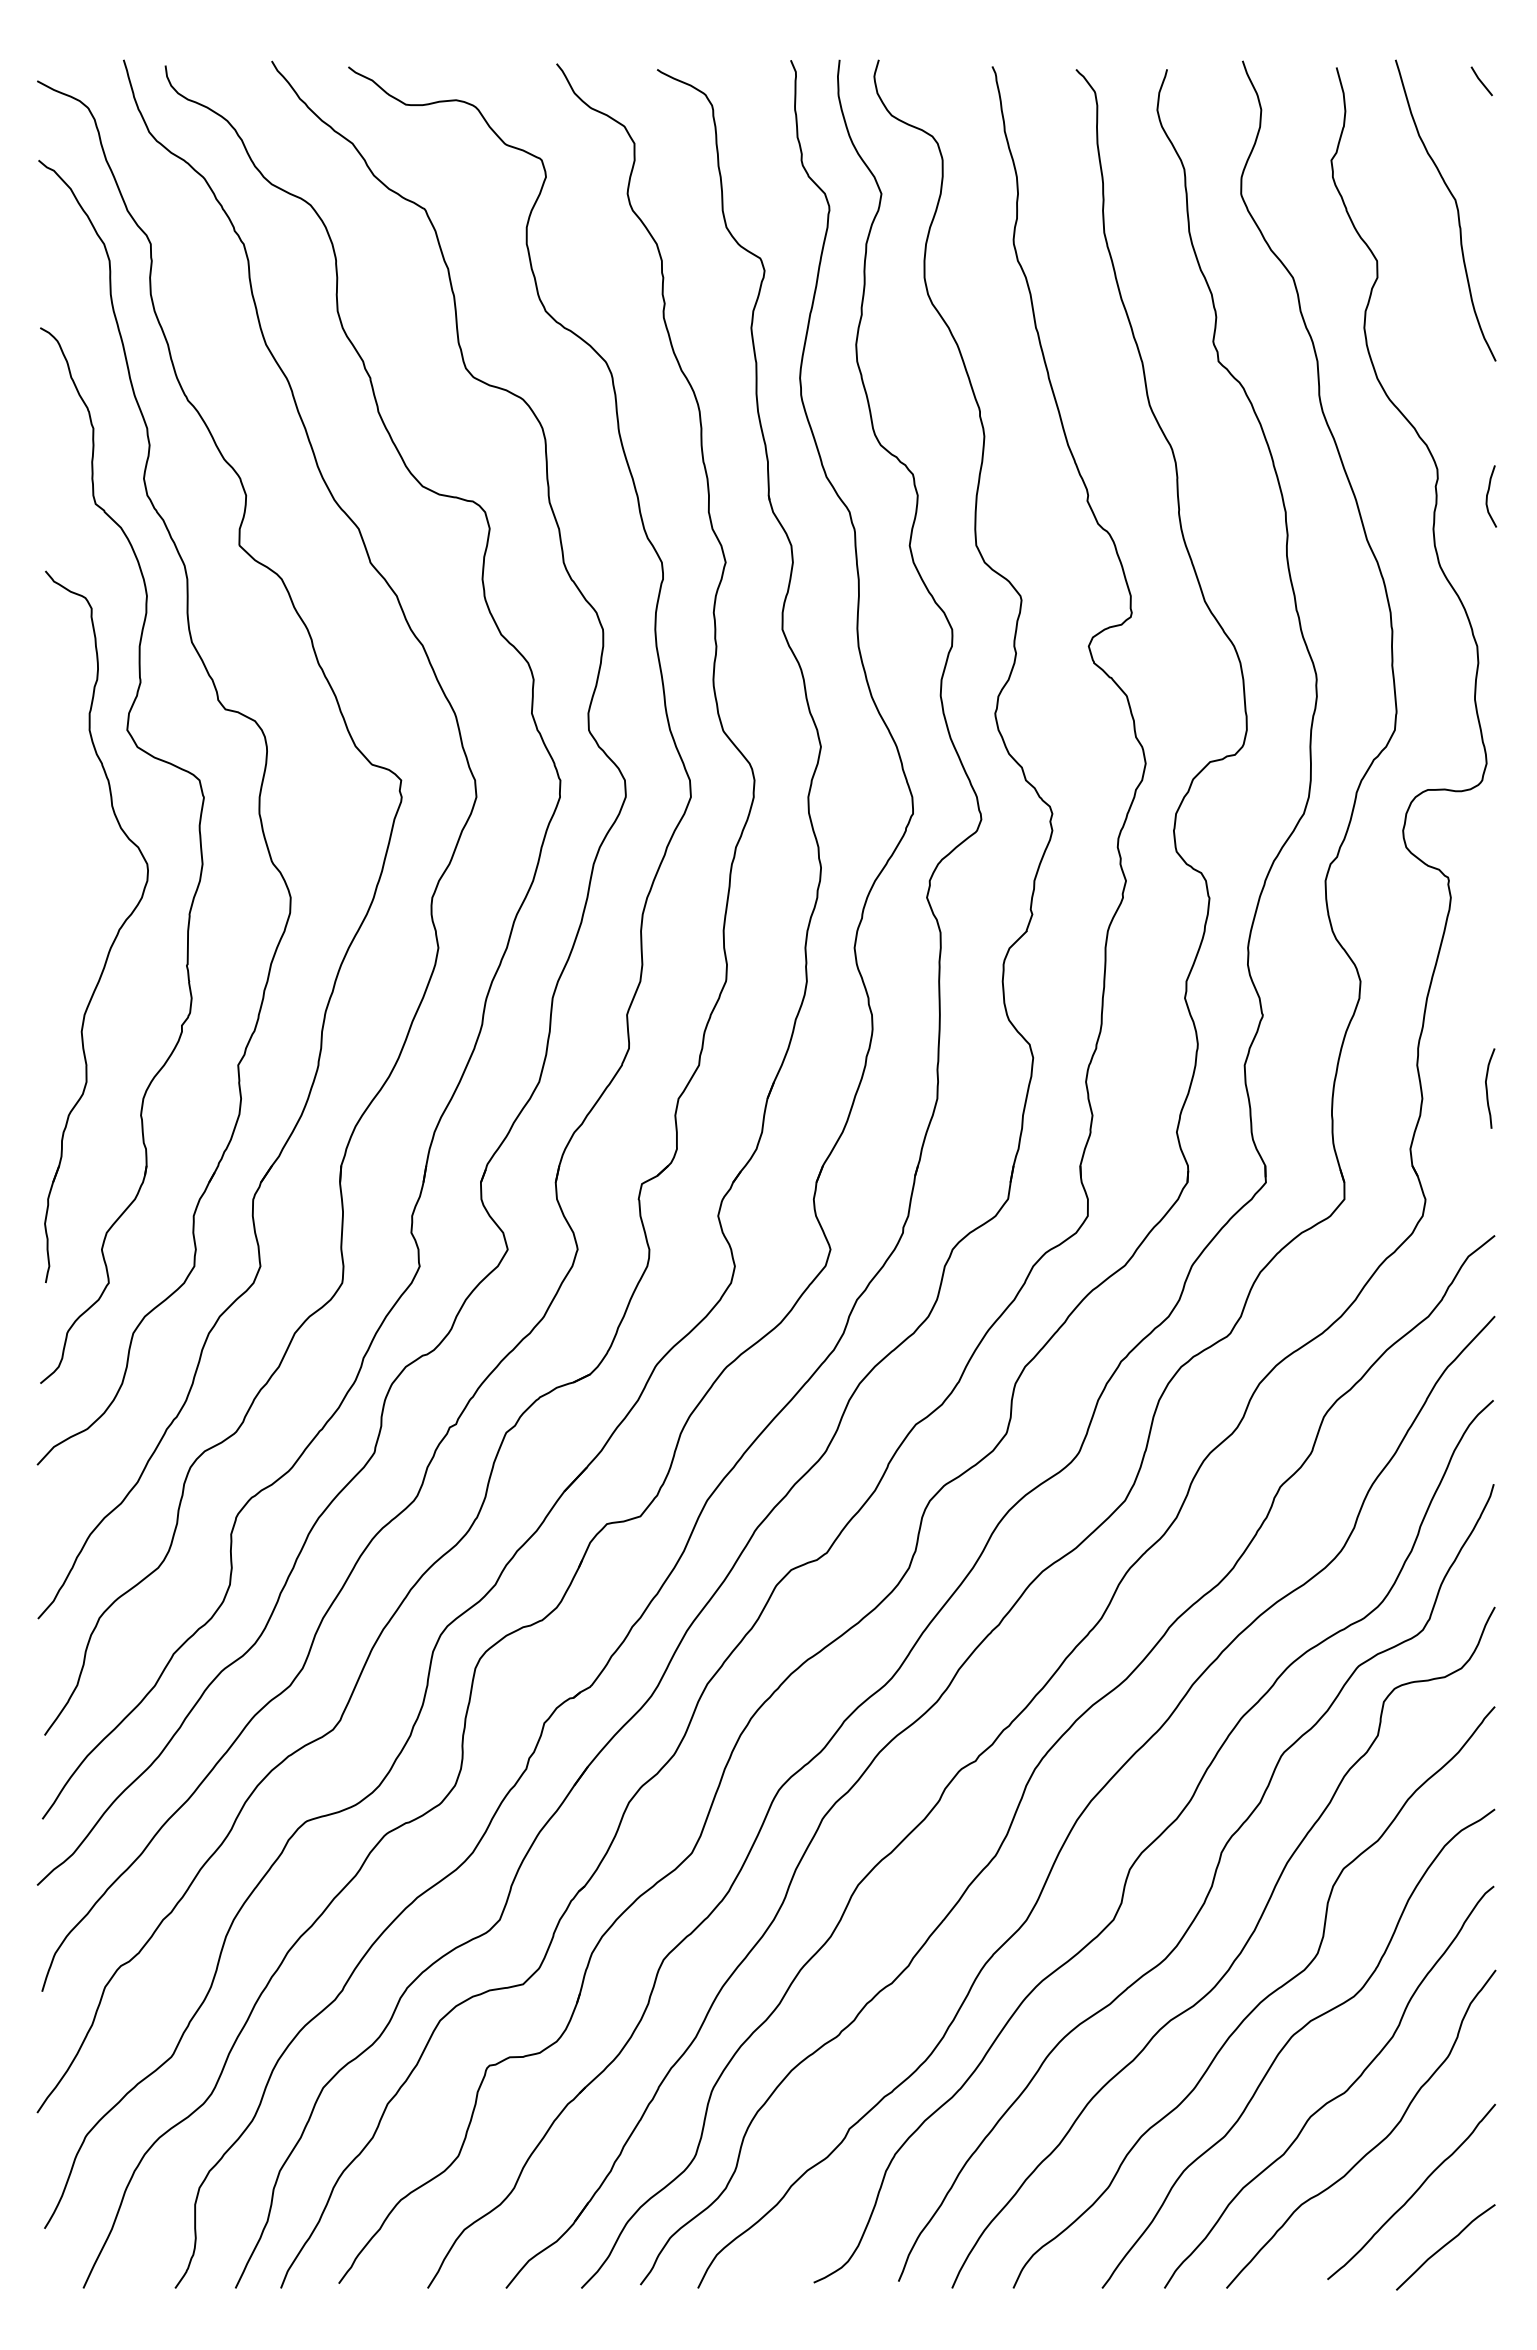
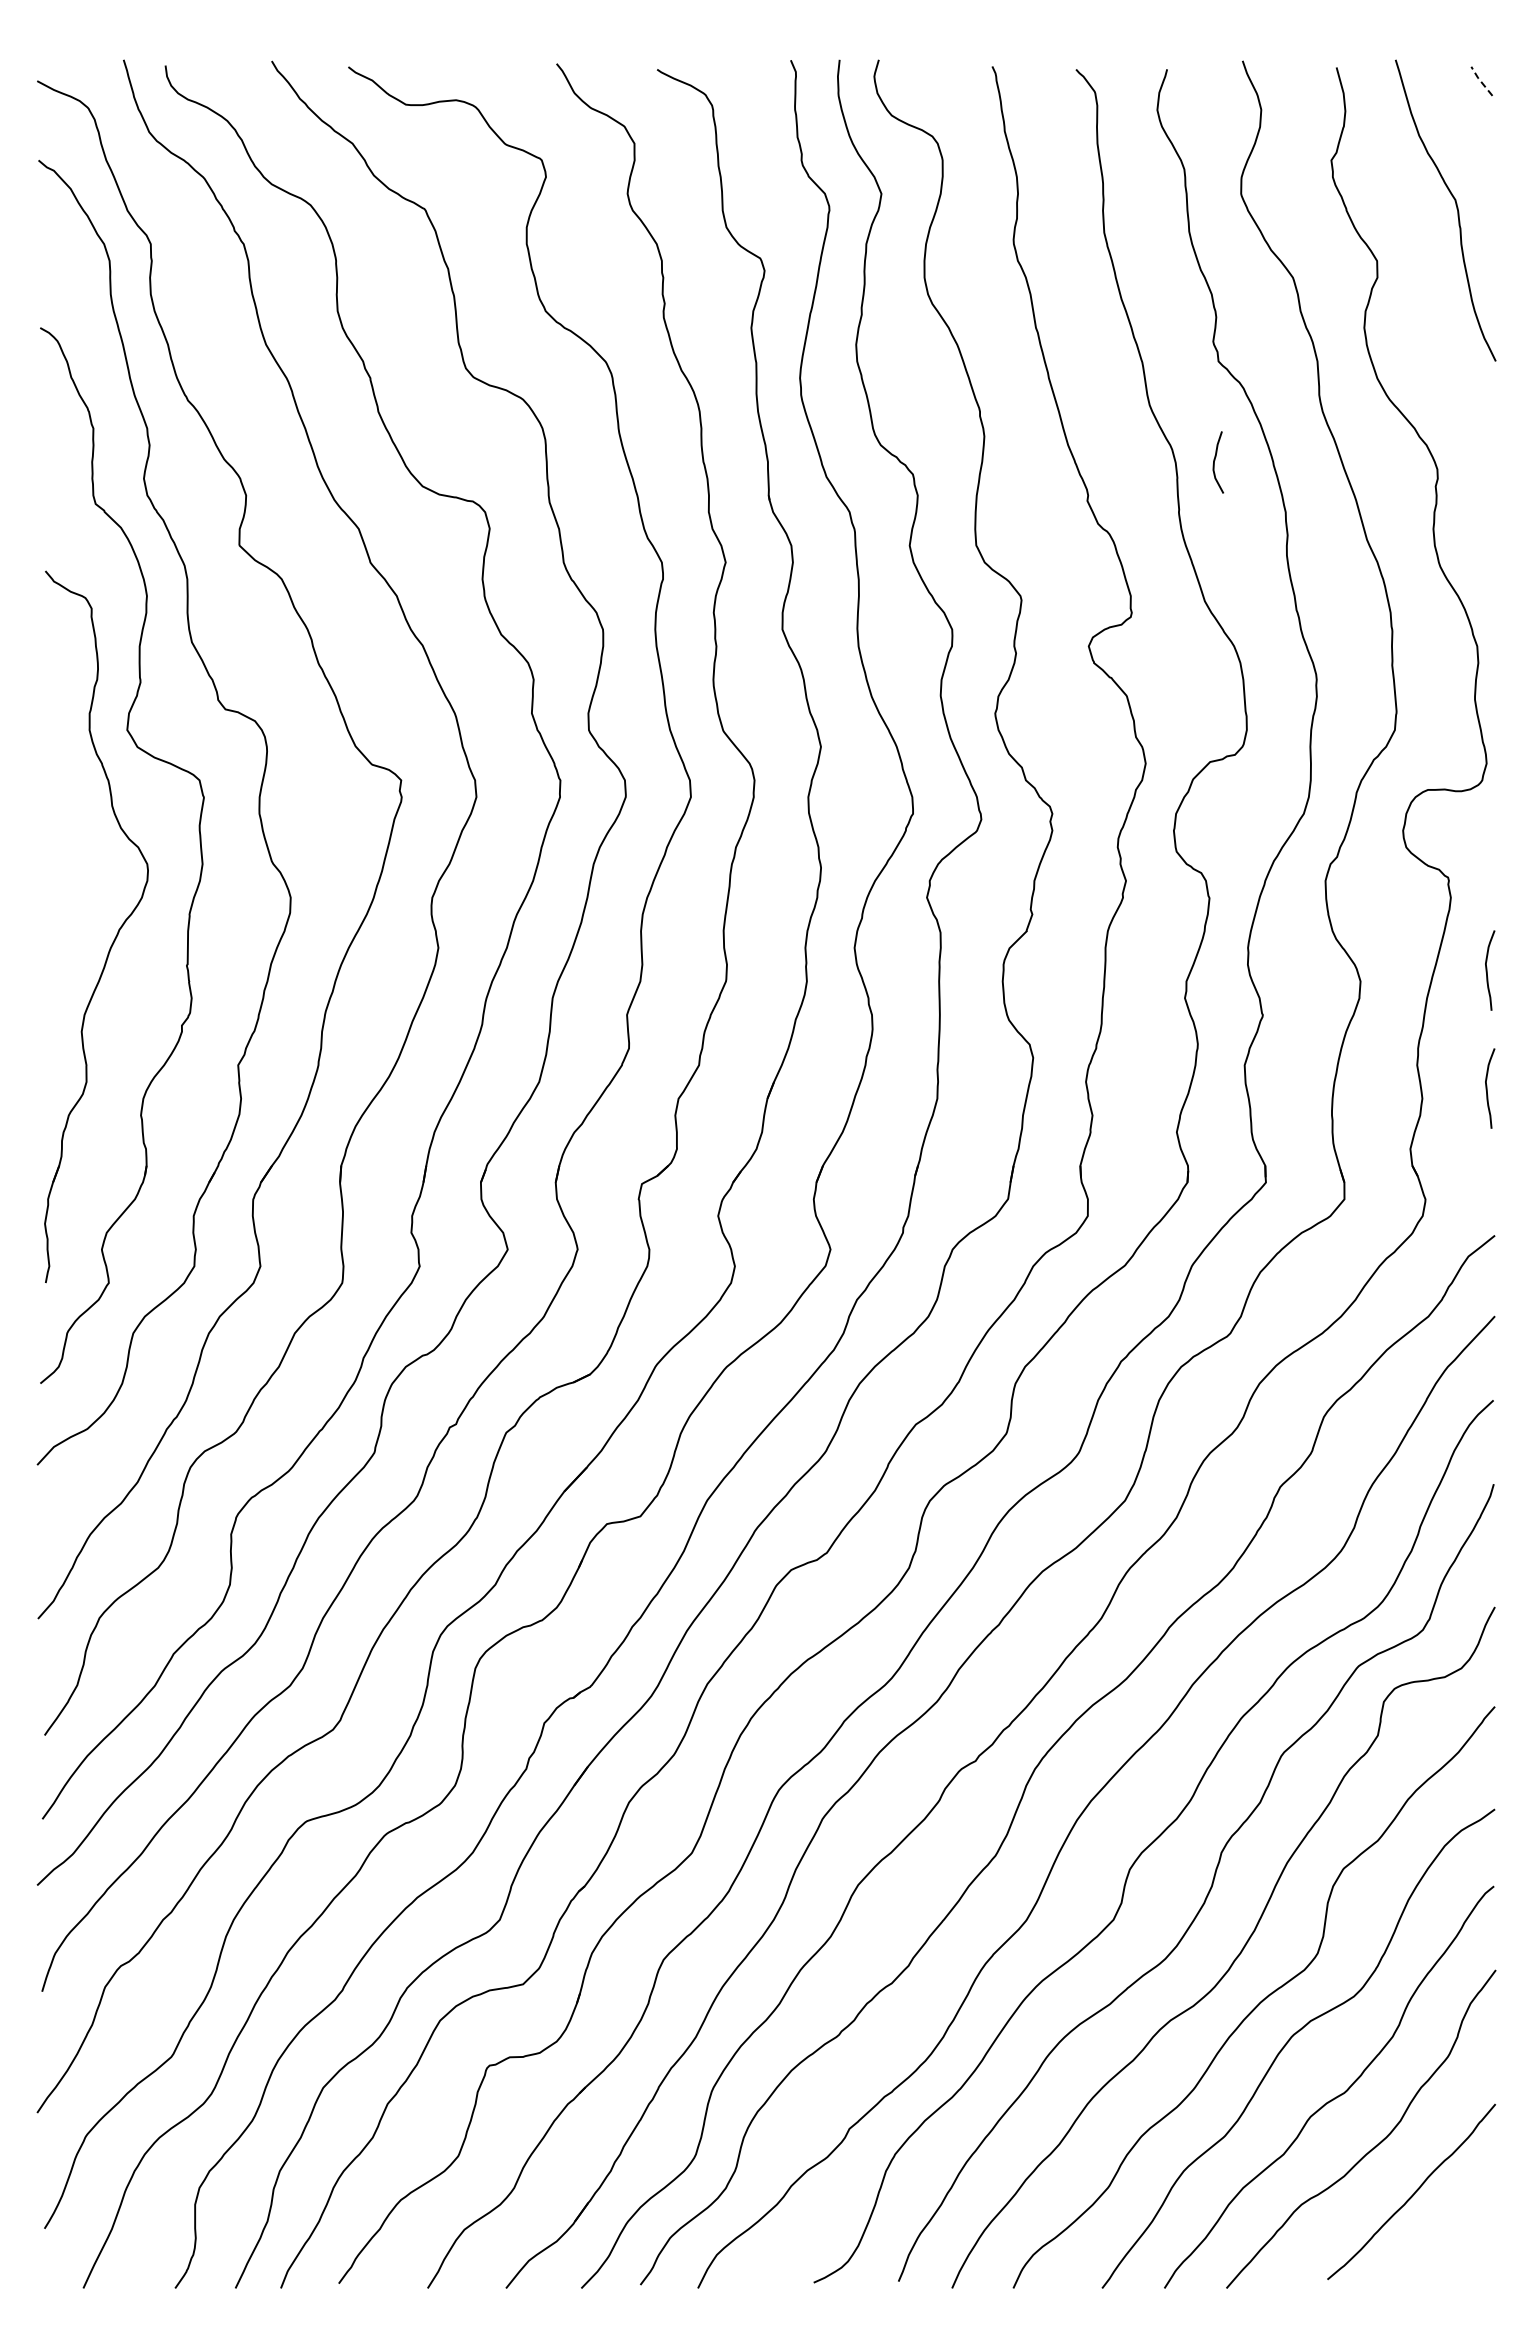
line: solid -> dashed (1480, 81)
curve position: (1488, 494) -> (1215, 460) (1215, 460)
curve: none -> present (1487, 970)
curve: present -> none (1445, 2246)
